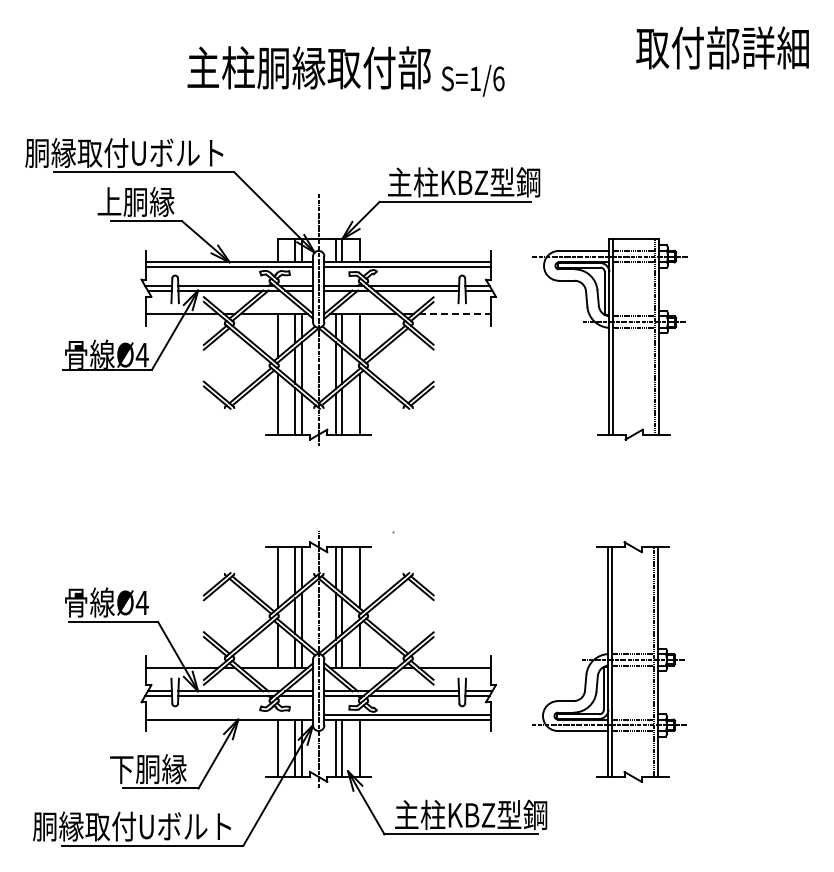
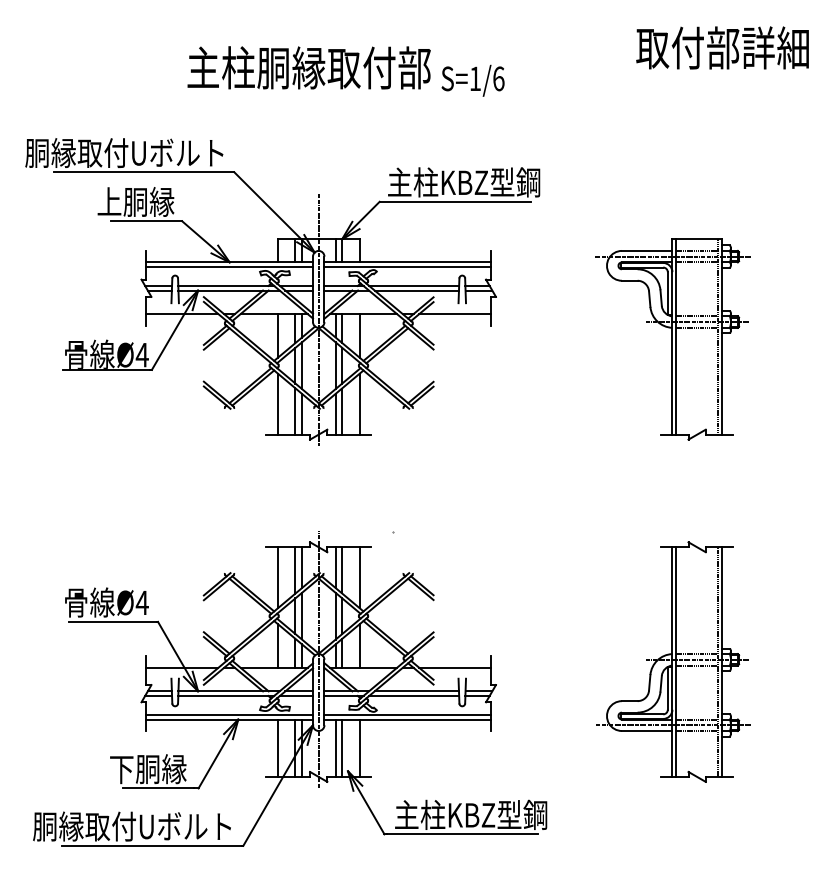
line: dashed -> solid (455, 314)
part position: (609, 339) -> (672, 339) (672, 339)
part position: (609, 661) -> (673, 661) (673, 661)
line: none -> present (229, 714)
